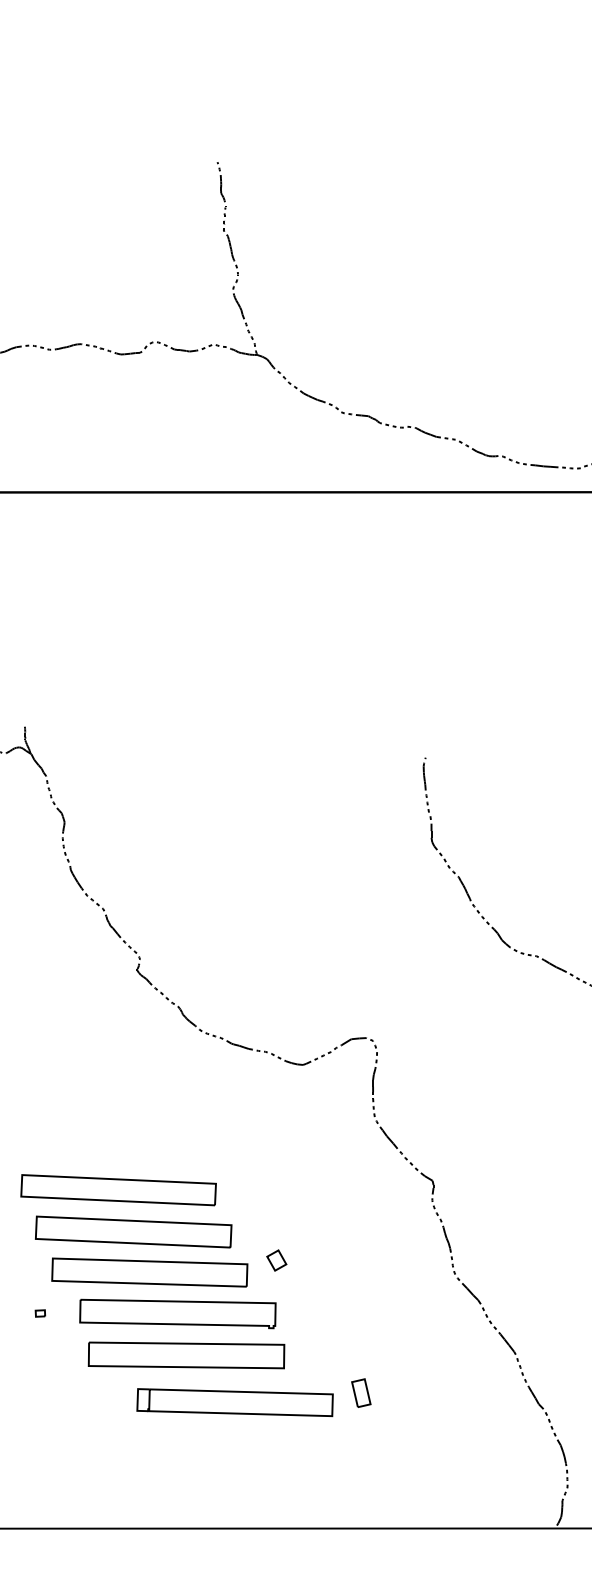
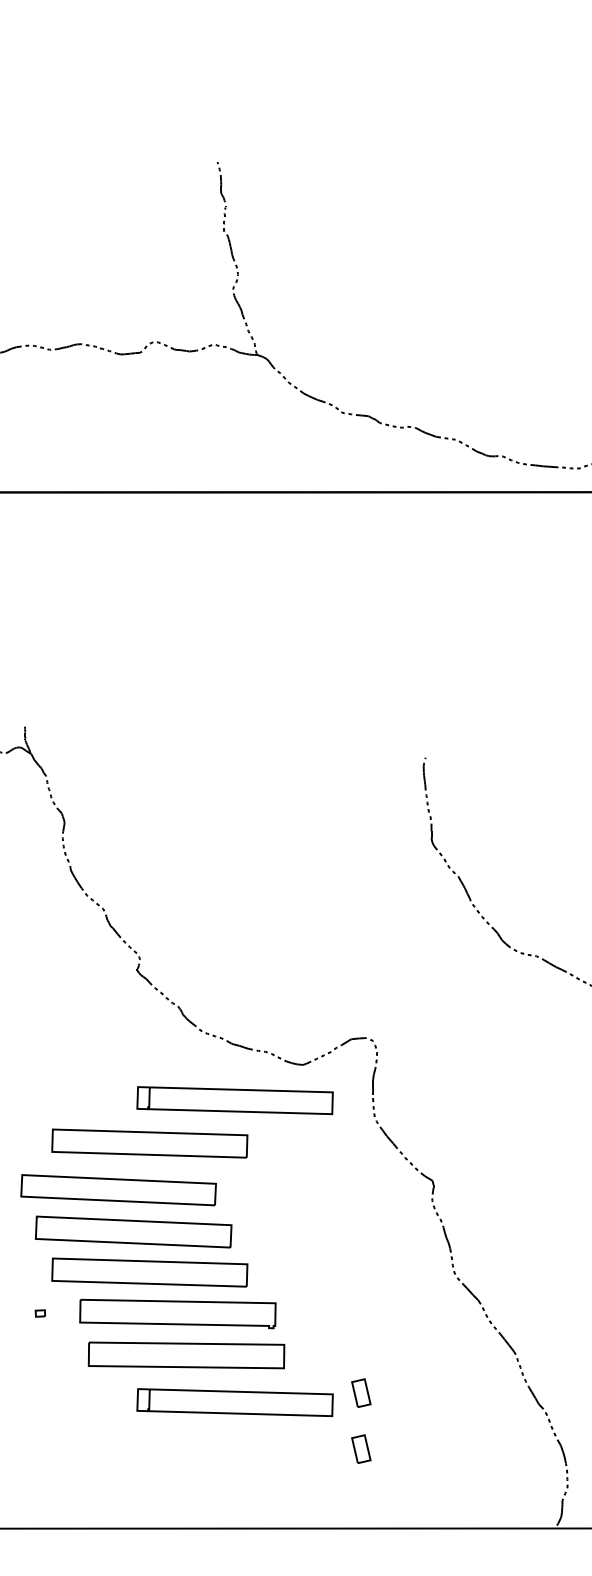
part: none -> present (234, 1100)
part: none -> present (149, 1143)
part: present -> none (276, 1260)
part: none -> present (361, 1448)
